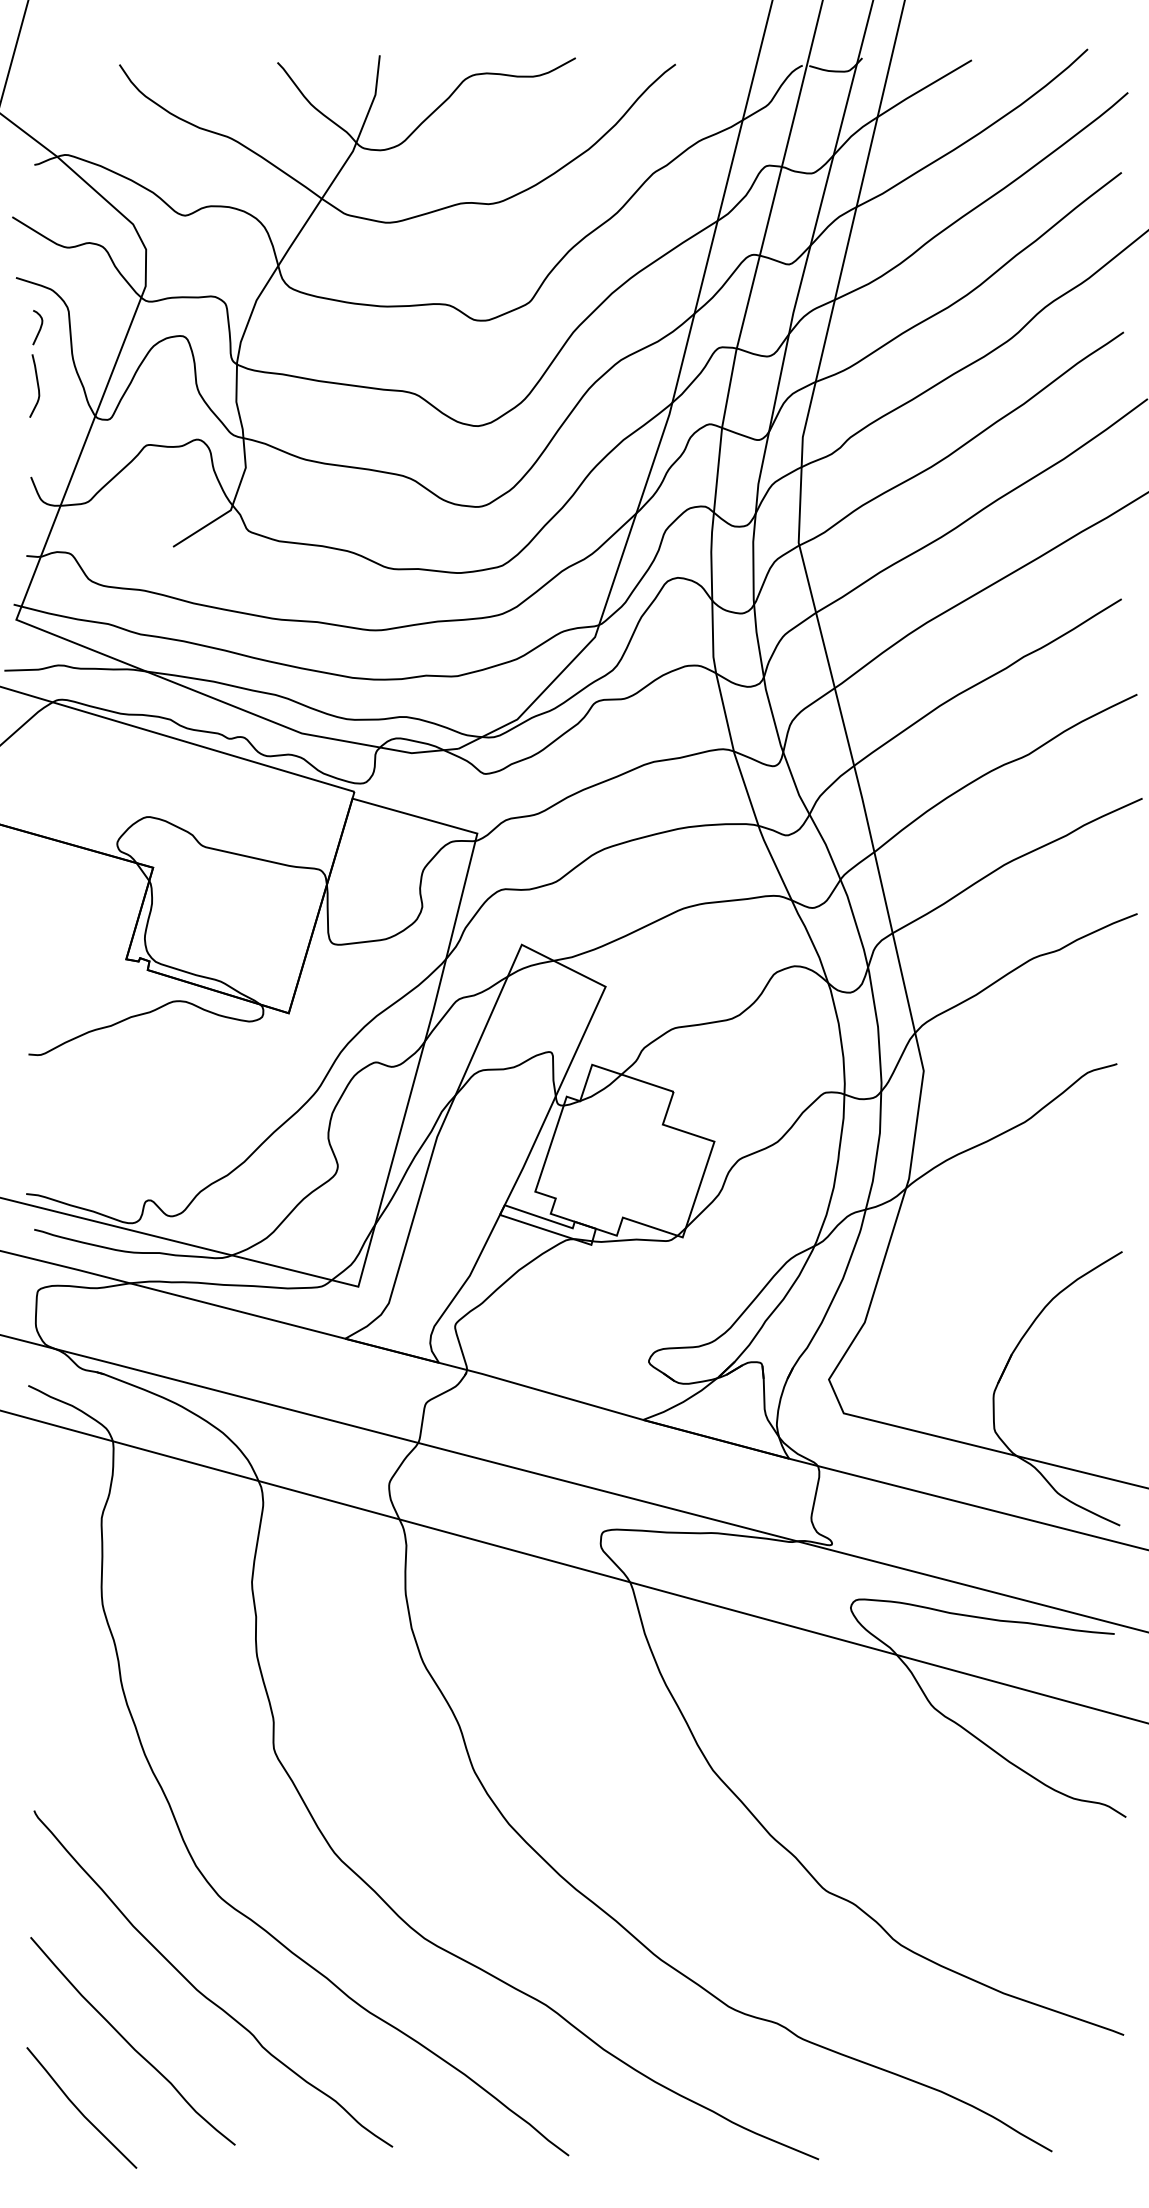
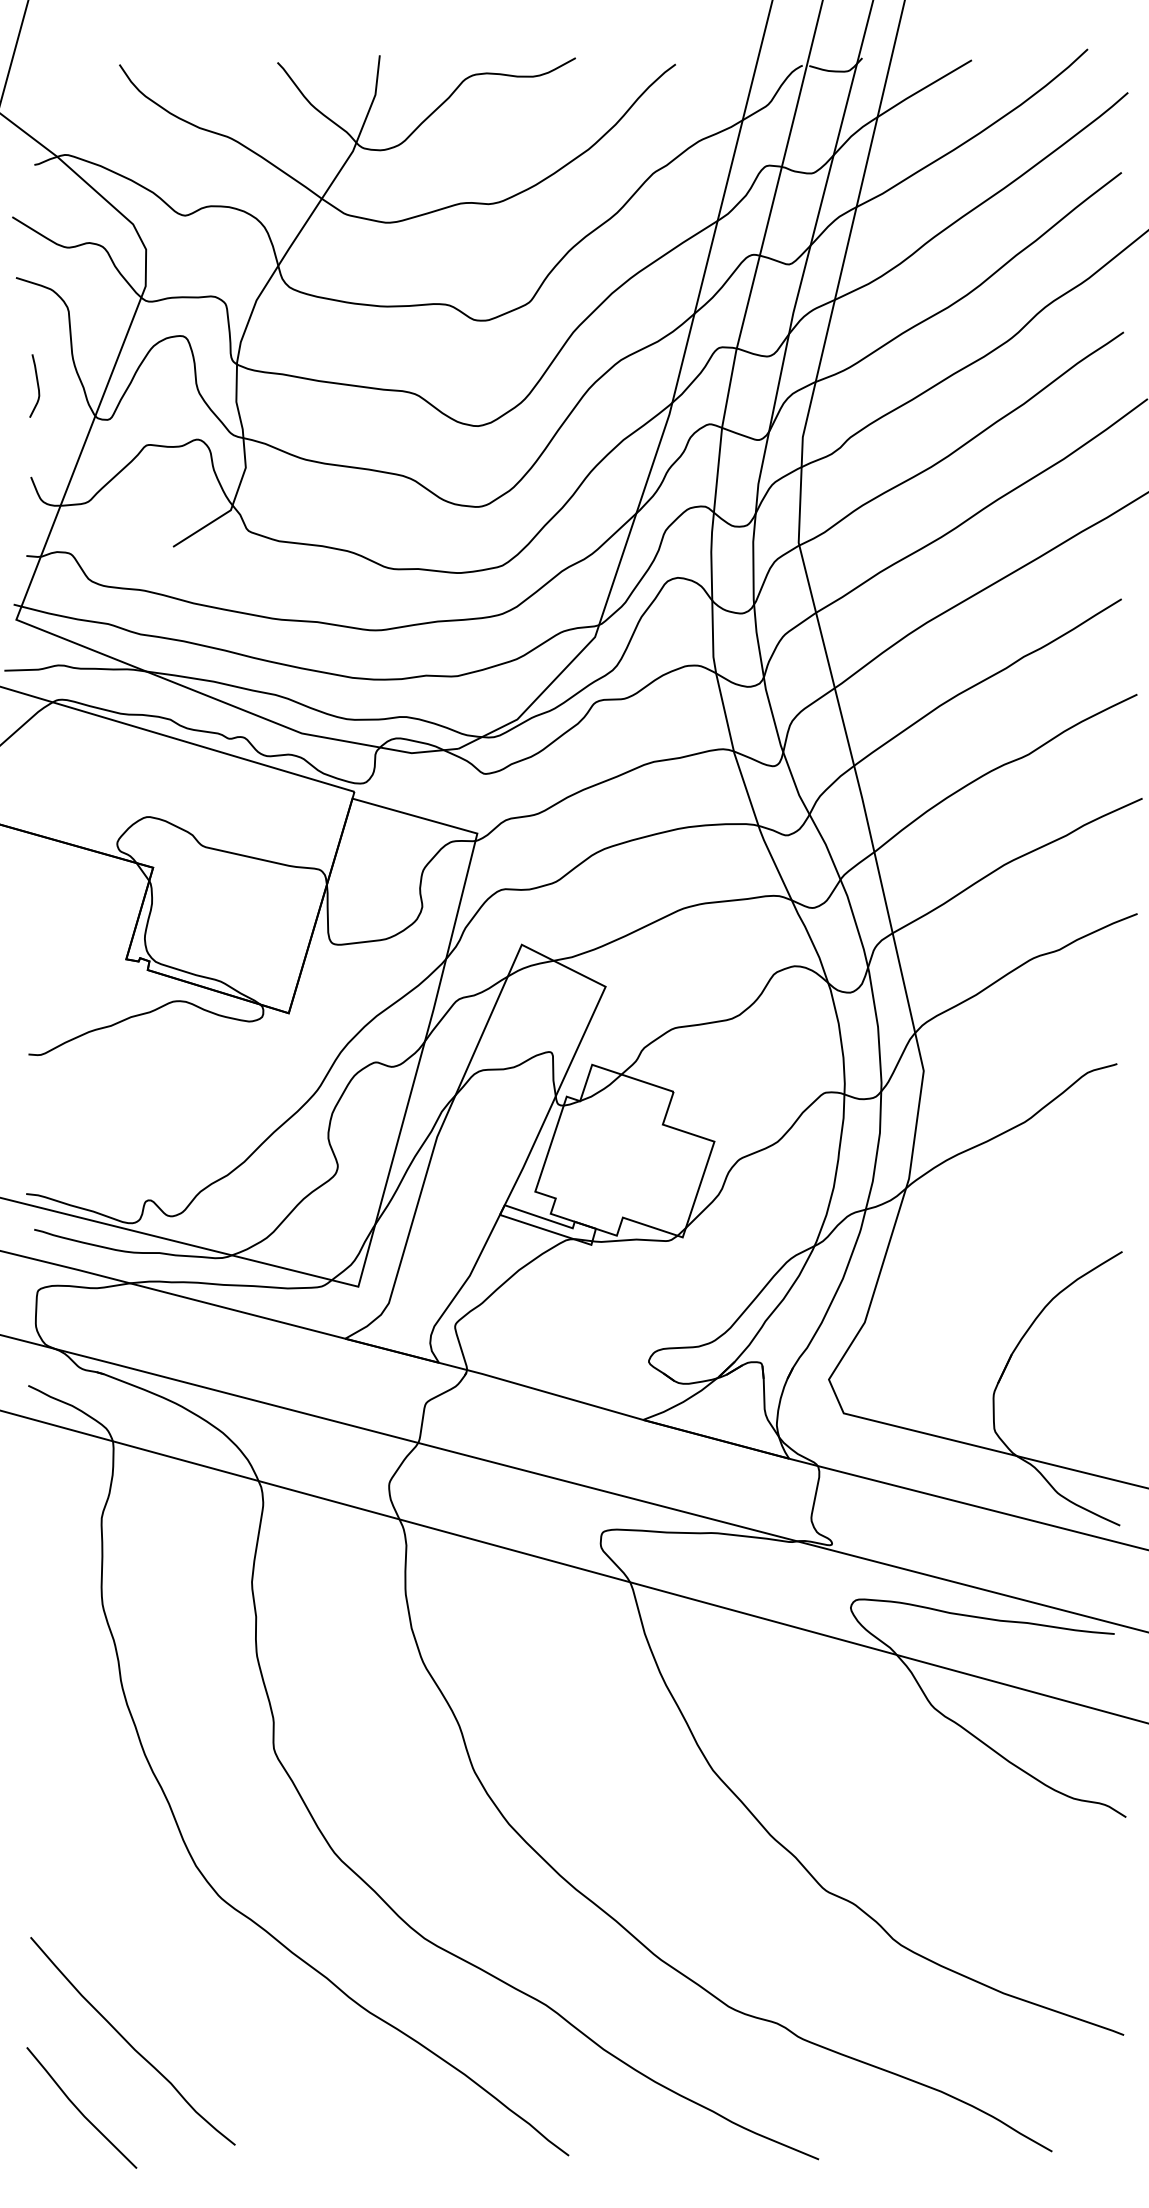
curve: present -> none (39, 328)
curve: present -> none (204, 1994)
